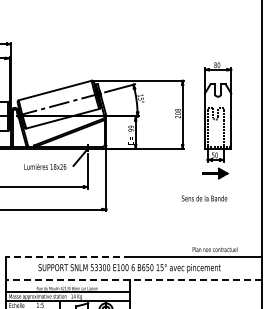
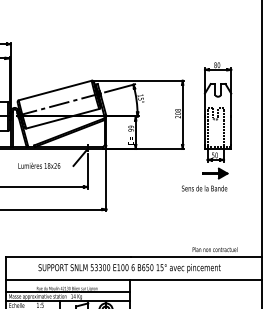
text position: (45, 166) -> (39, 165) (39, 165)
text position: (204, 198) -> (204, 188) (204, 188)
line: dashed -> solid (68, 256)
line: dashed -> solid (133, 280)
